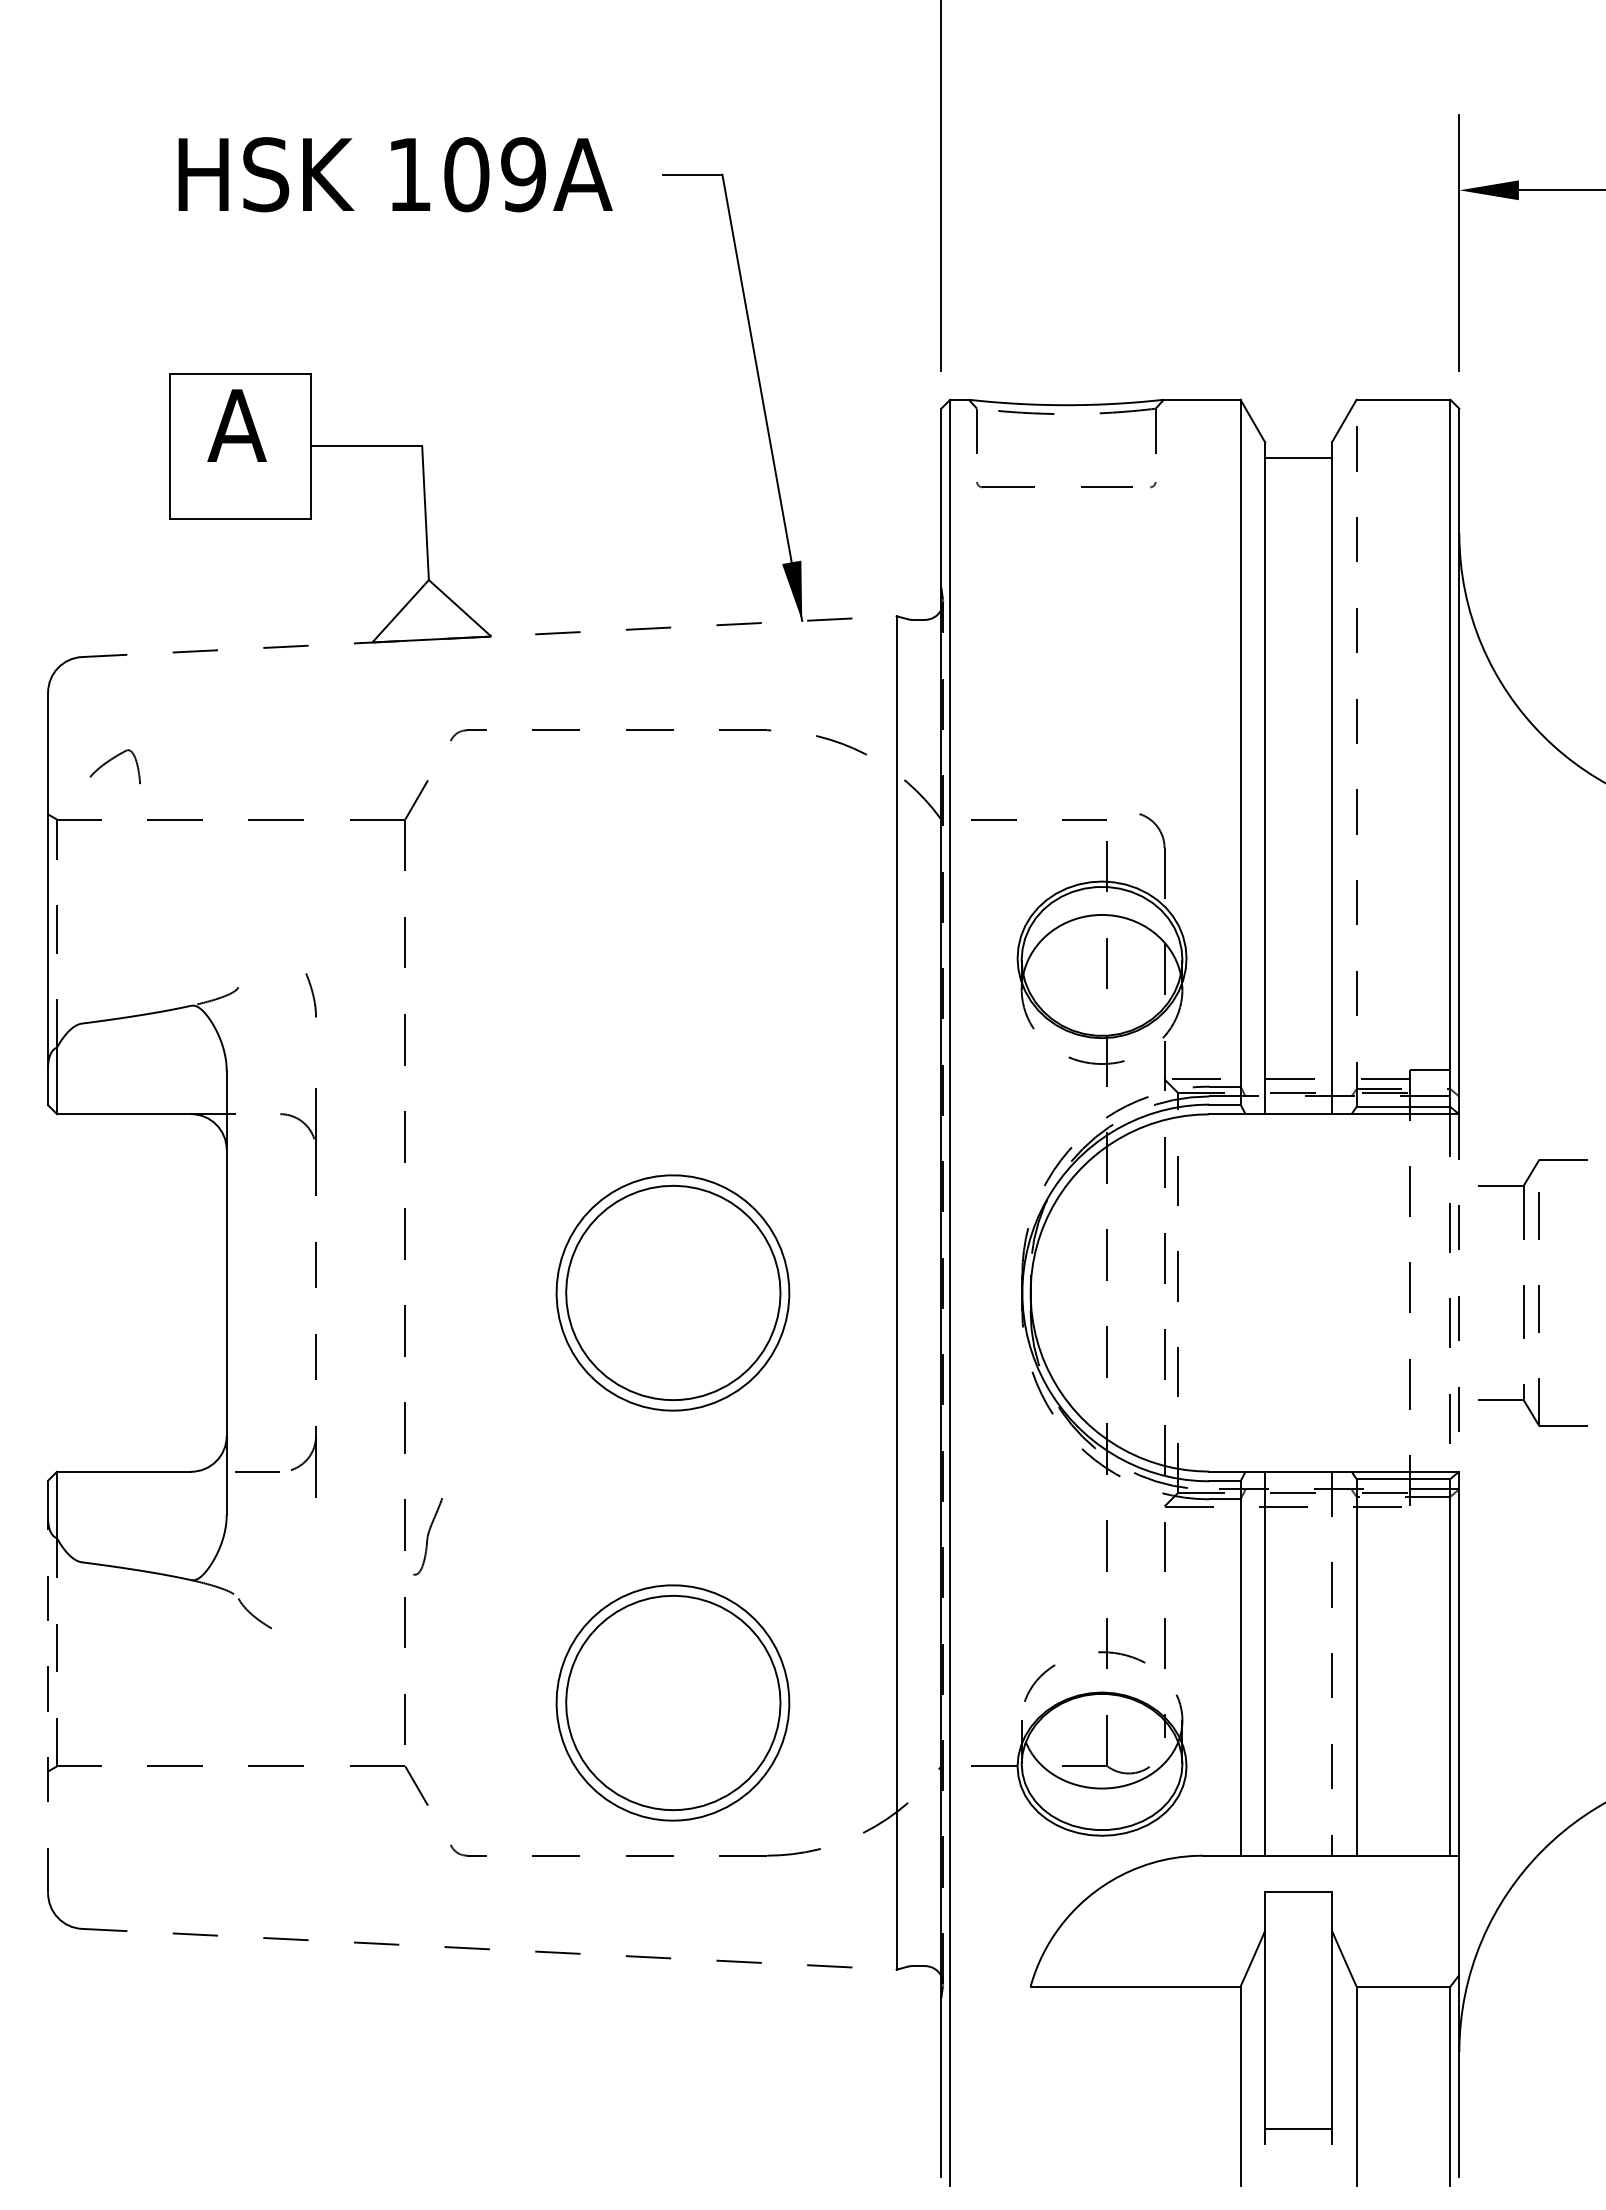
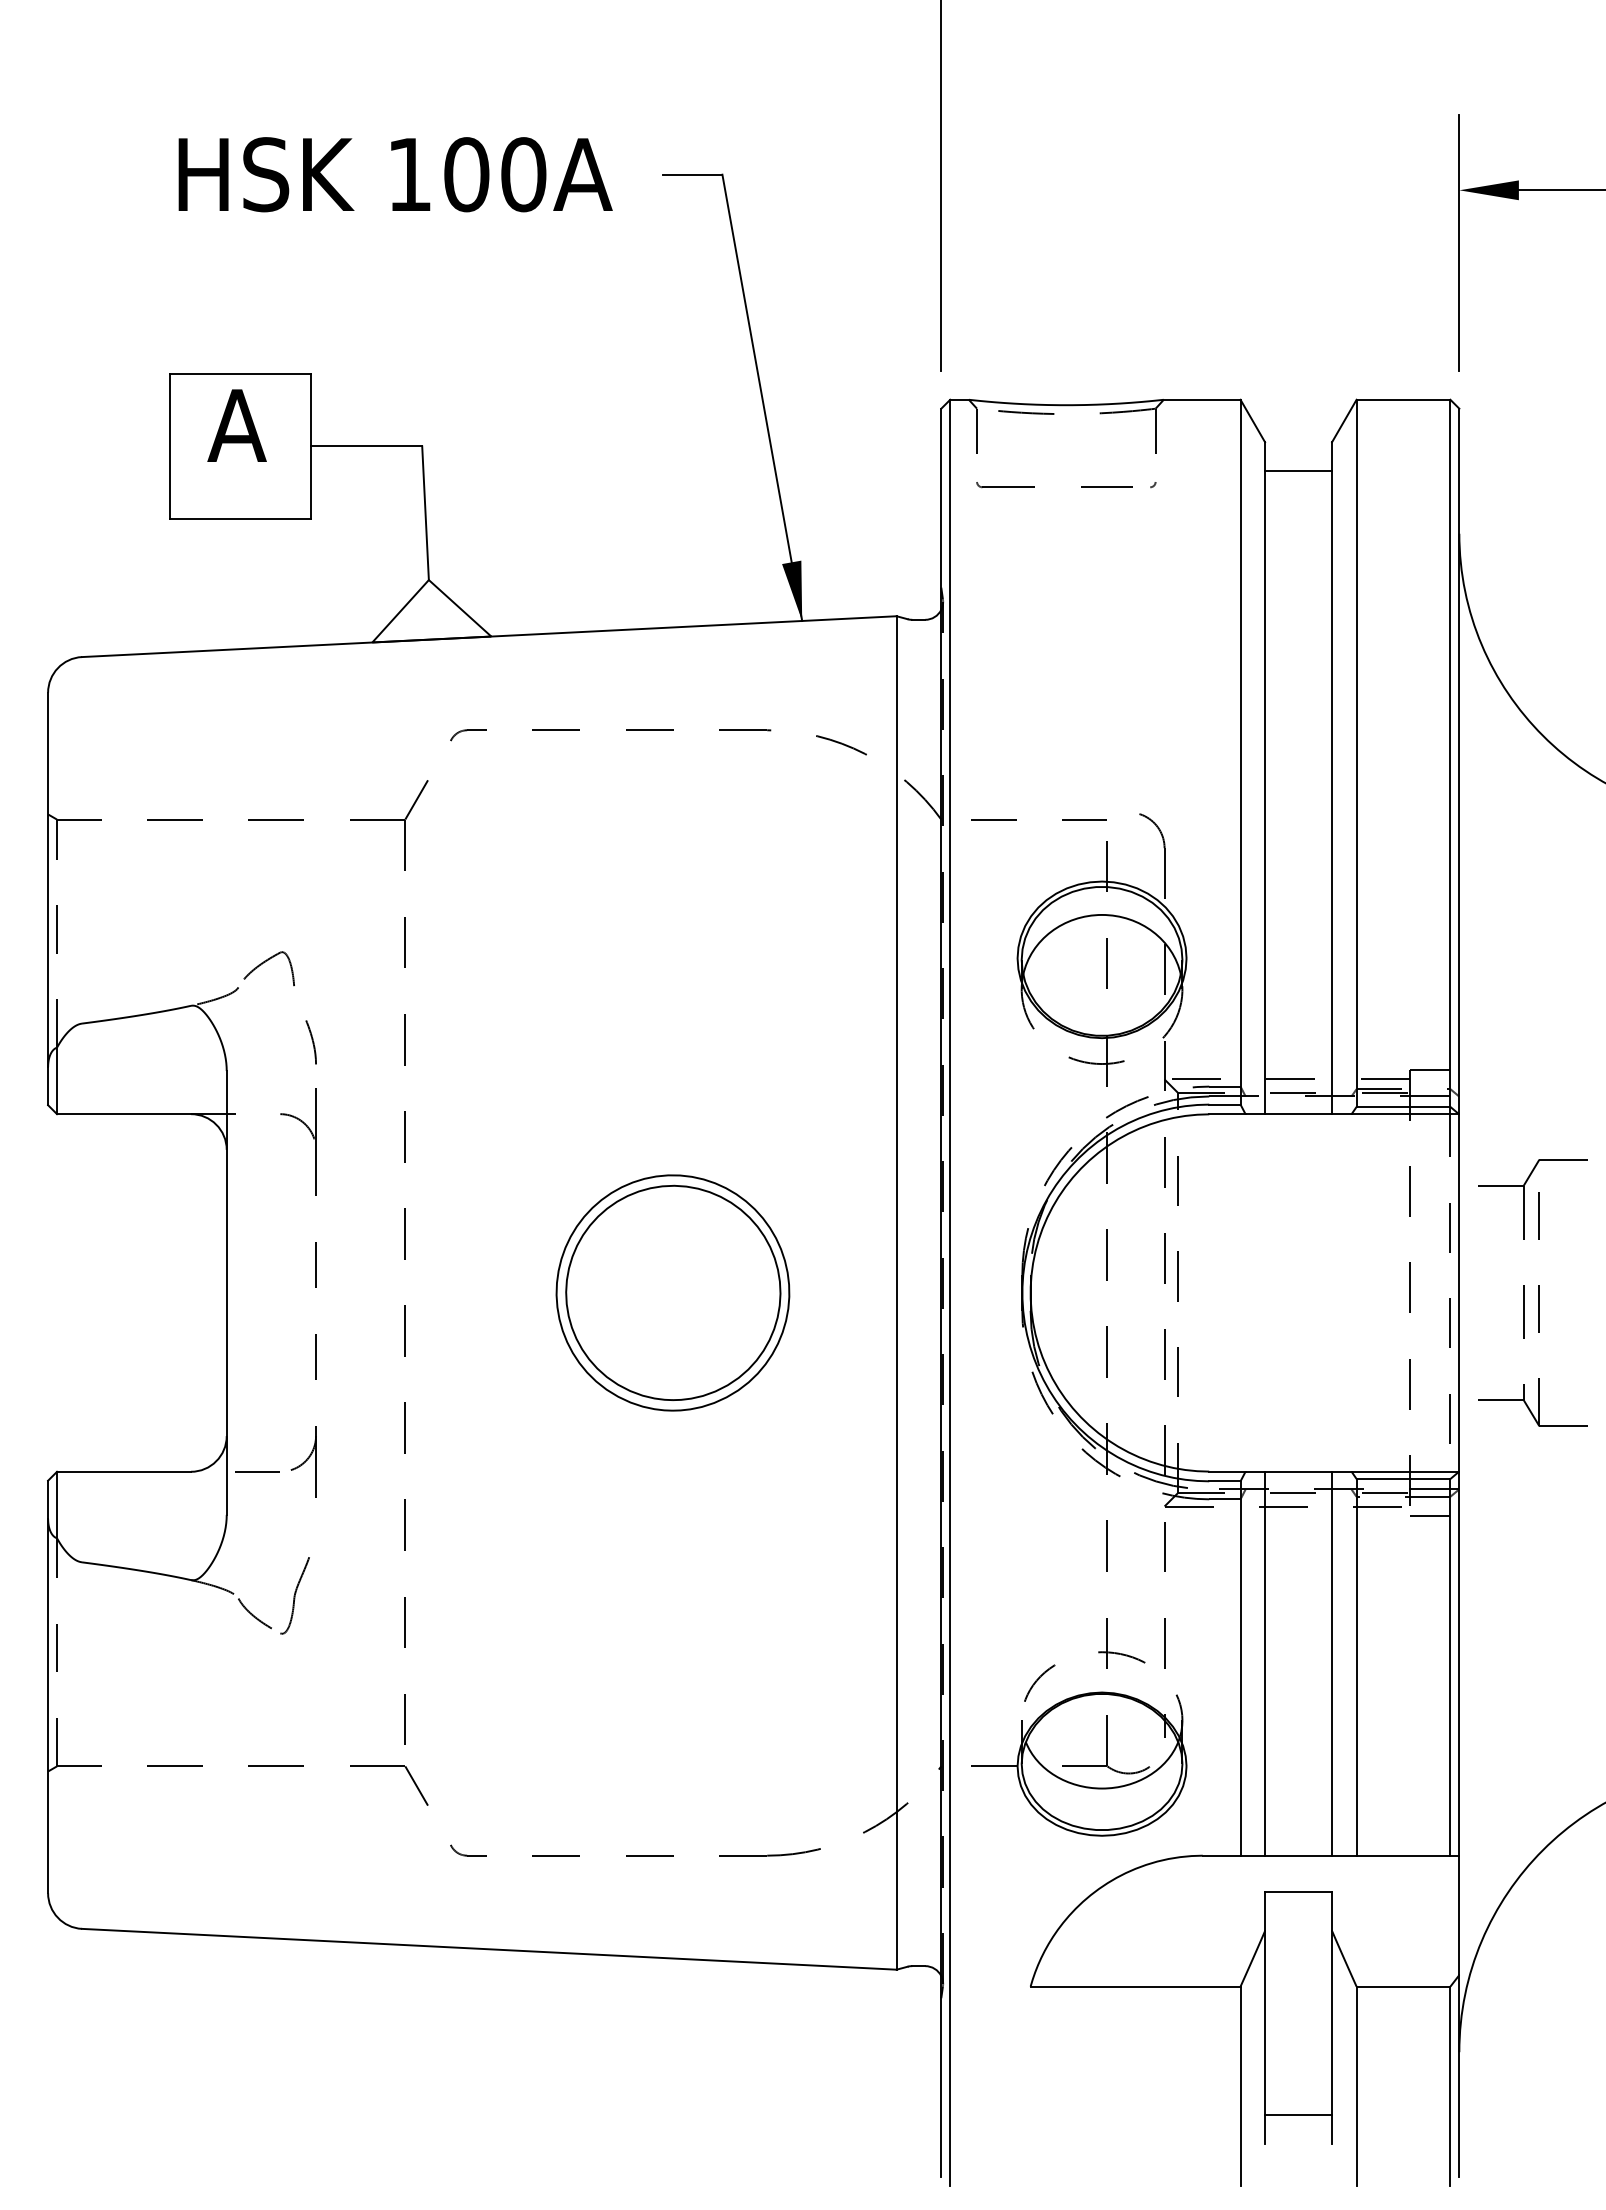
text: 109A -> 100A (523, 174)
line position: (1298, 458) -> (1298, 471) (1298, 471)
line: dashed -> solid (489, 636)
line: dashed -> solid (1356, 753)
part position: (110, 761) -> (264, 963) (264, 963)
curve position: (312, 995) -> (312, 1042) (312, 1042)
line: dashed -> solid (1459, 1292)
line: none -> present (1429, 1516)
part position: (427, 1536) -> (294, 1595) (294, 1595)
line: dashed -> solid (1332, 1664)
part: present -> none (672, 1702)
line: dashed -> solid (48, 1705)
line: dashed -> solid (489, 1949)
line position: (1298, 2128) -> (1298, 2114) (1298, 2114)
